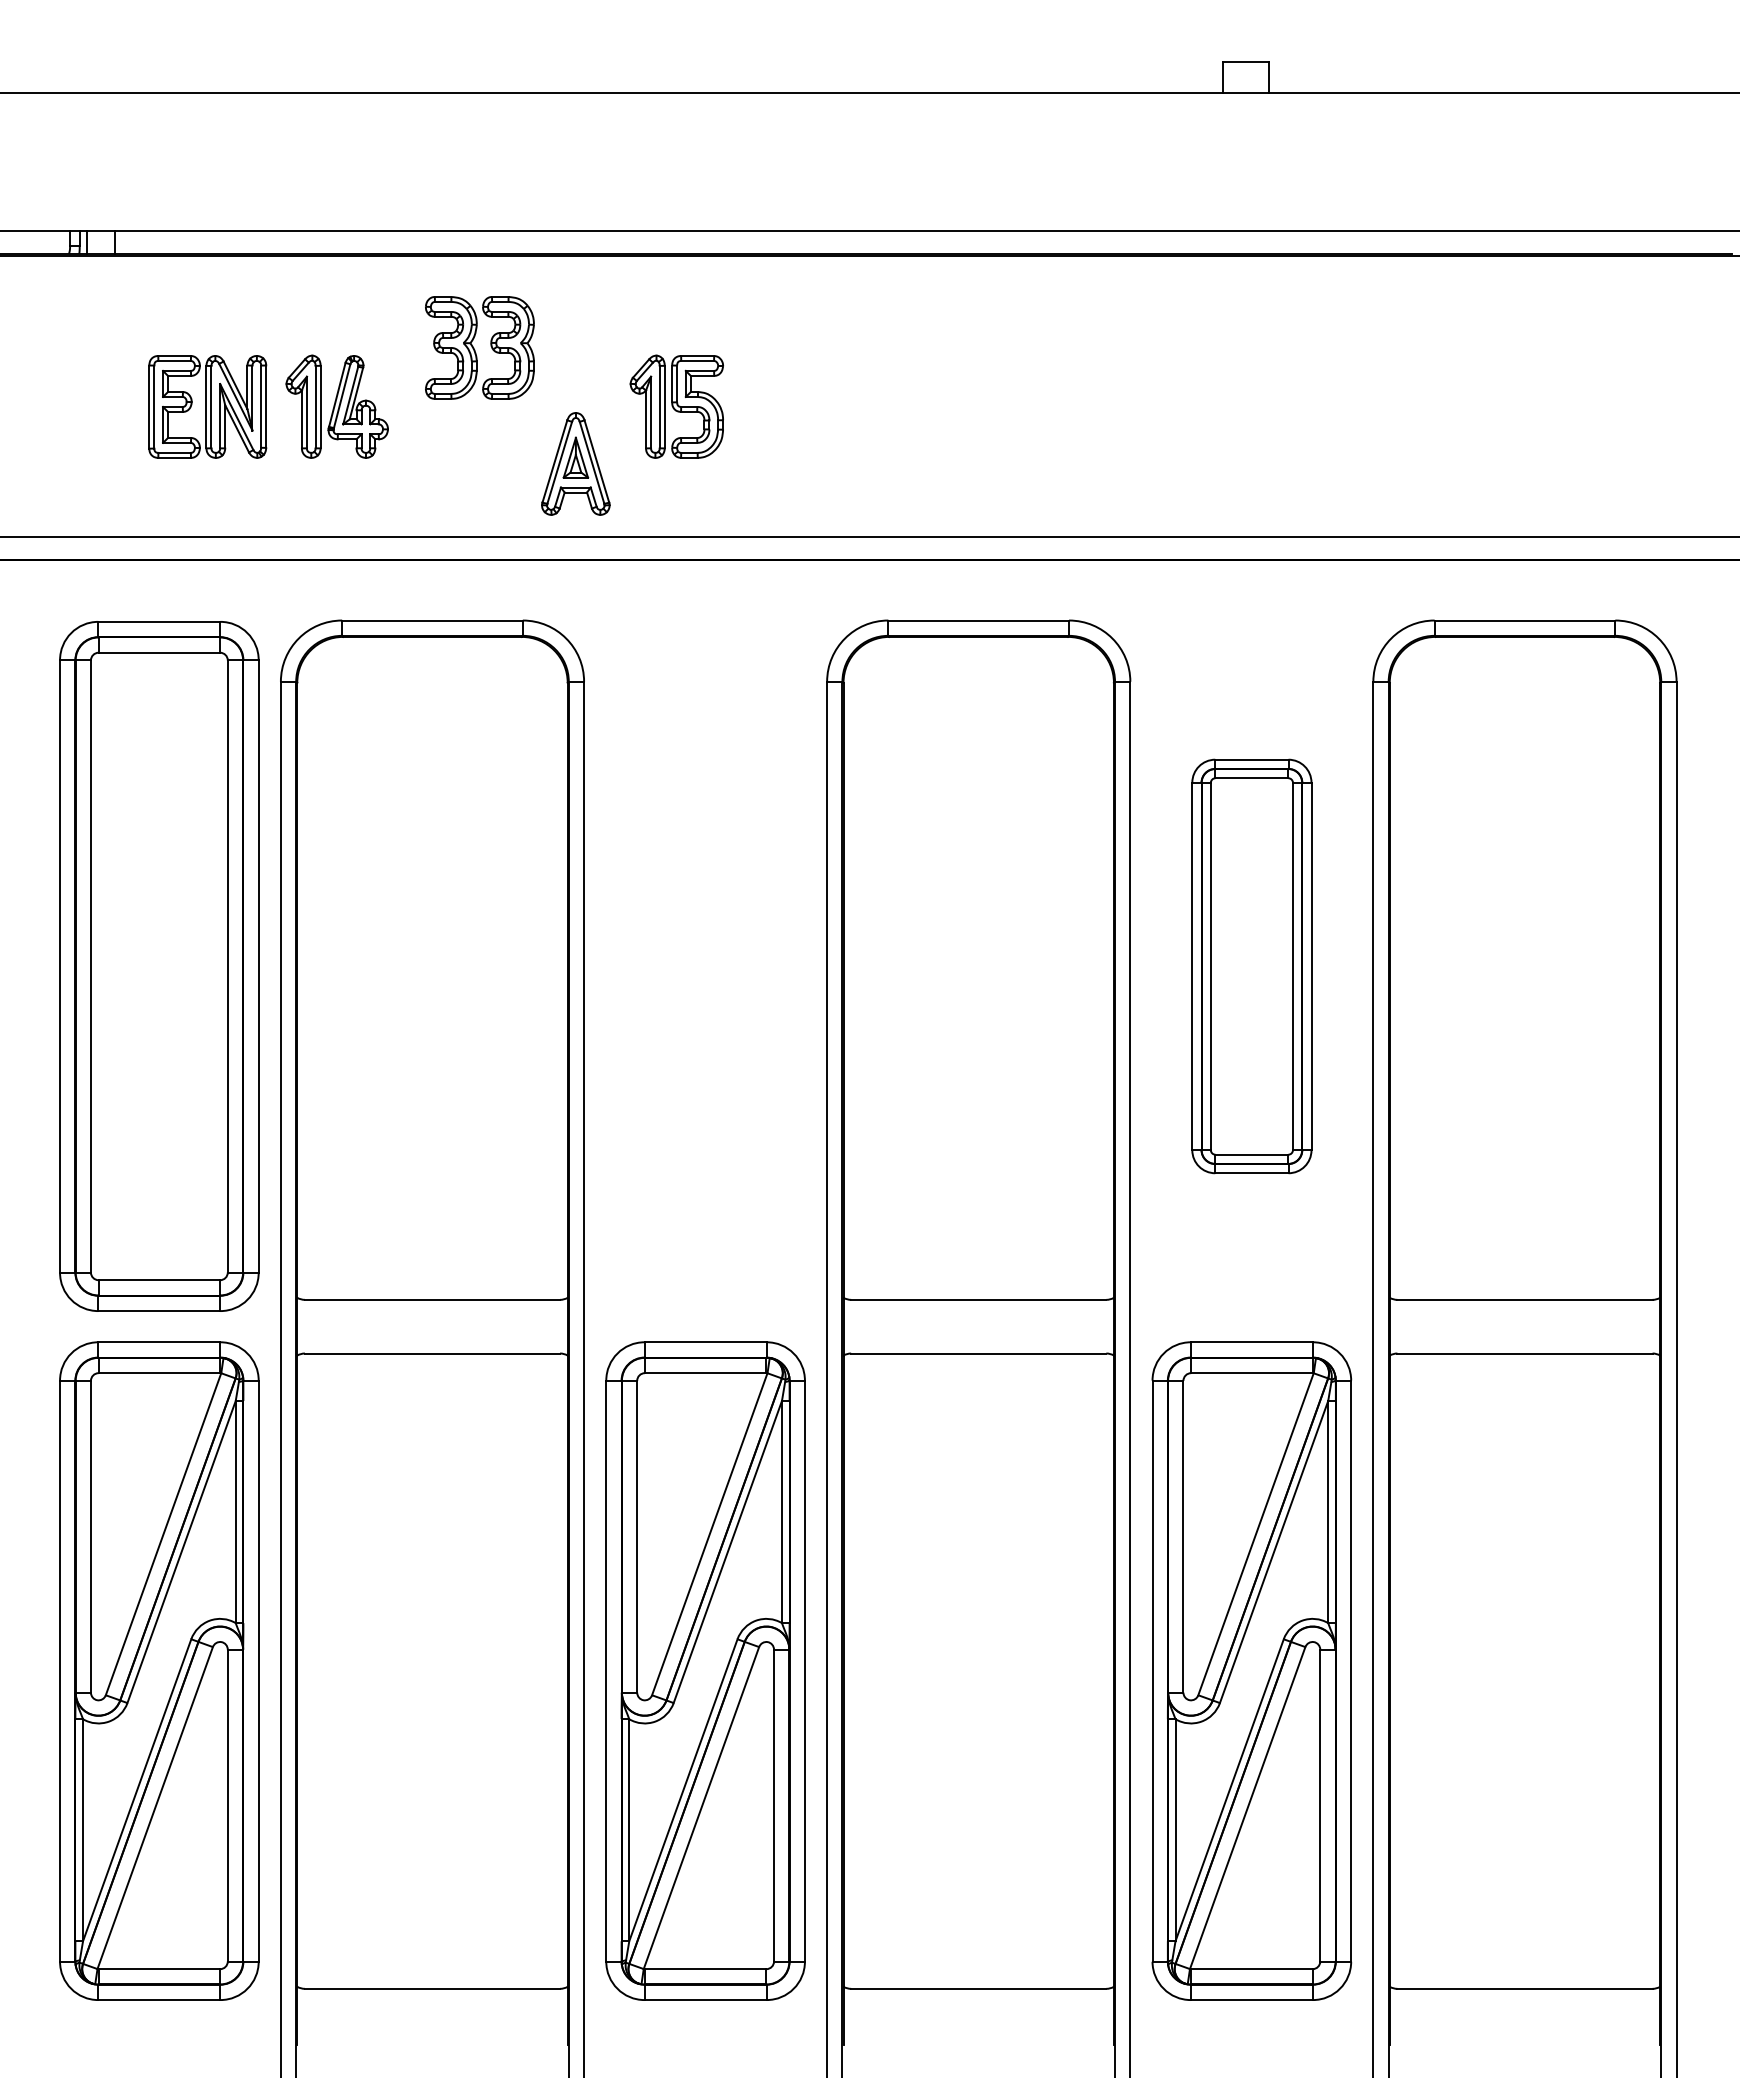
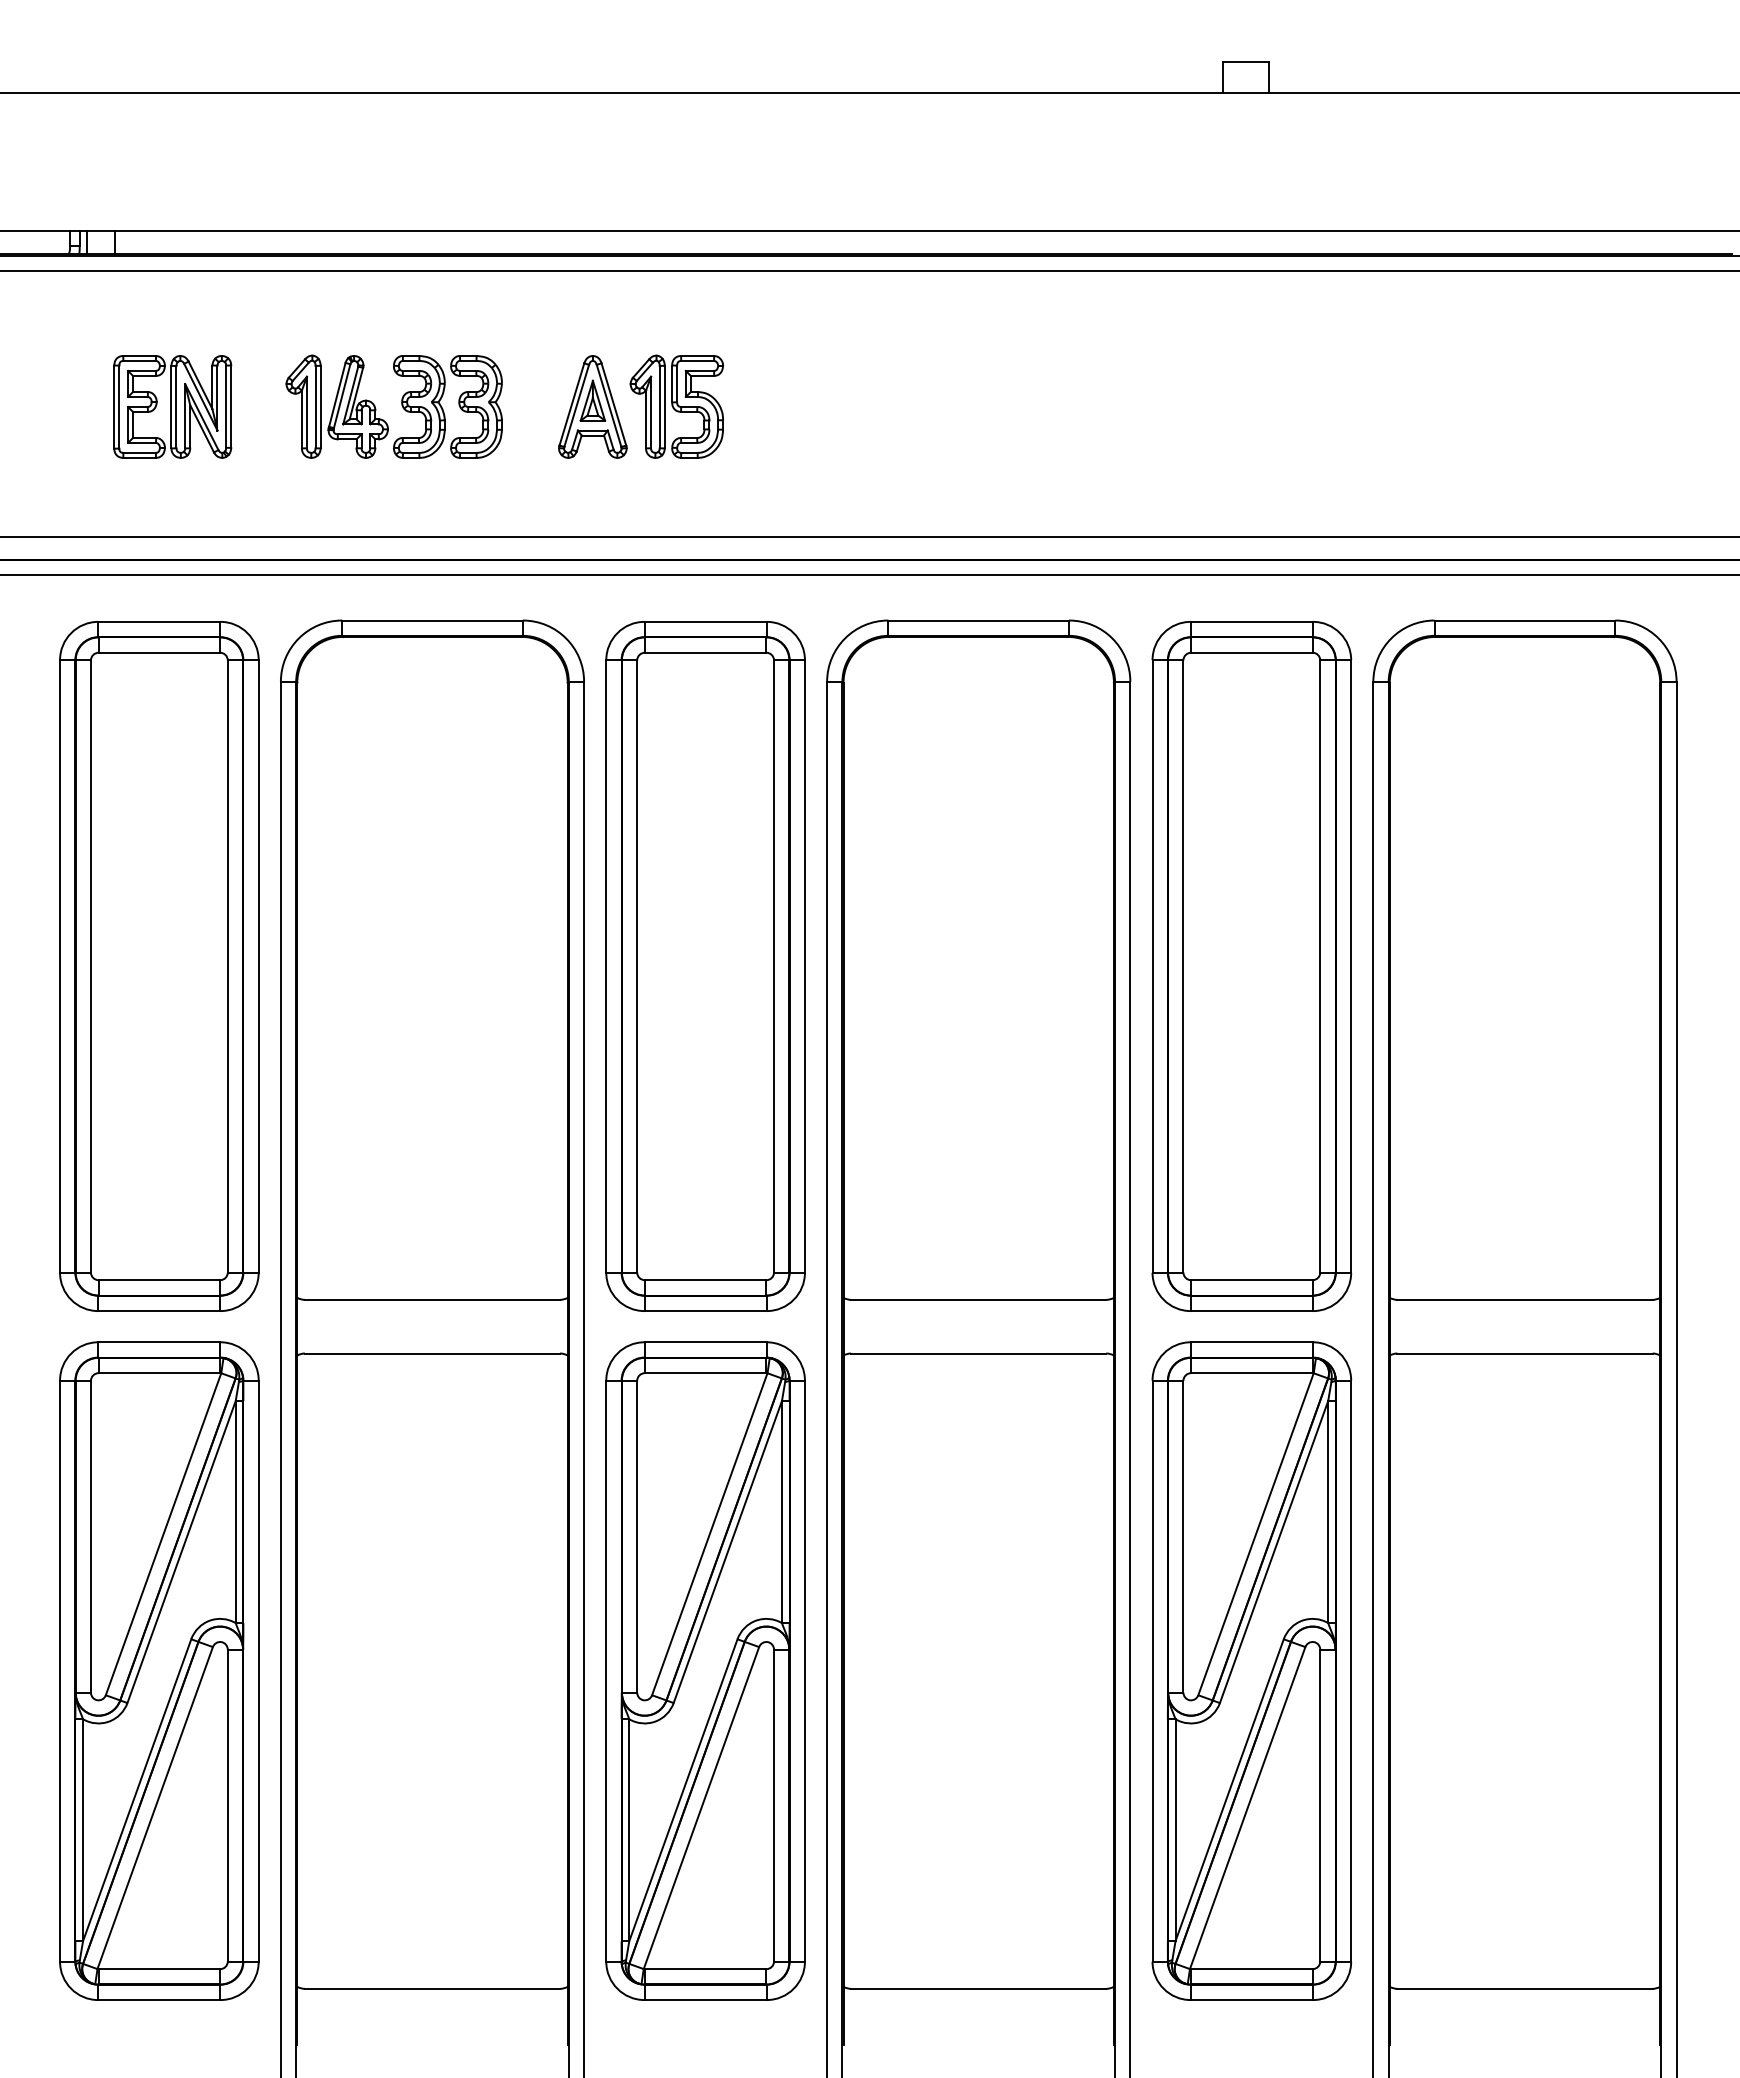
line: none -> present (869, 271)
part position: (479, 347) -> (447, 406) (447, 406)
part position: (207, 406) -> (172, 406) (172, 406)
part position: (575, 463) -> (592, 406) (592, 406)
line: none -> present (869, 575)
part: none -> present (705, 966)
part size: 122x417 px -> 202x691 px (1251, 966)
